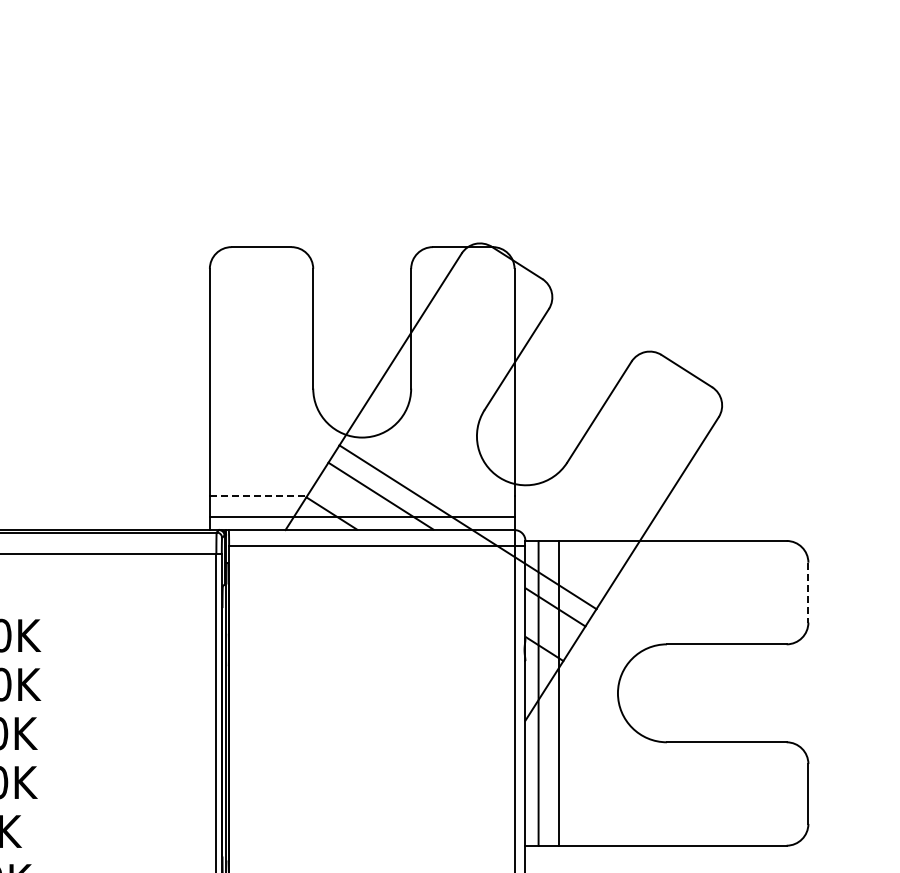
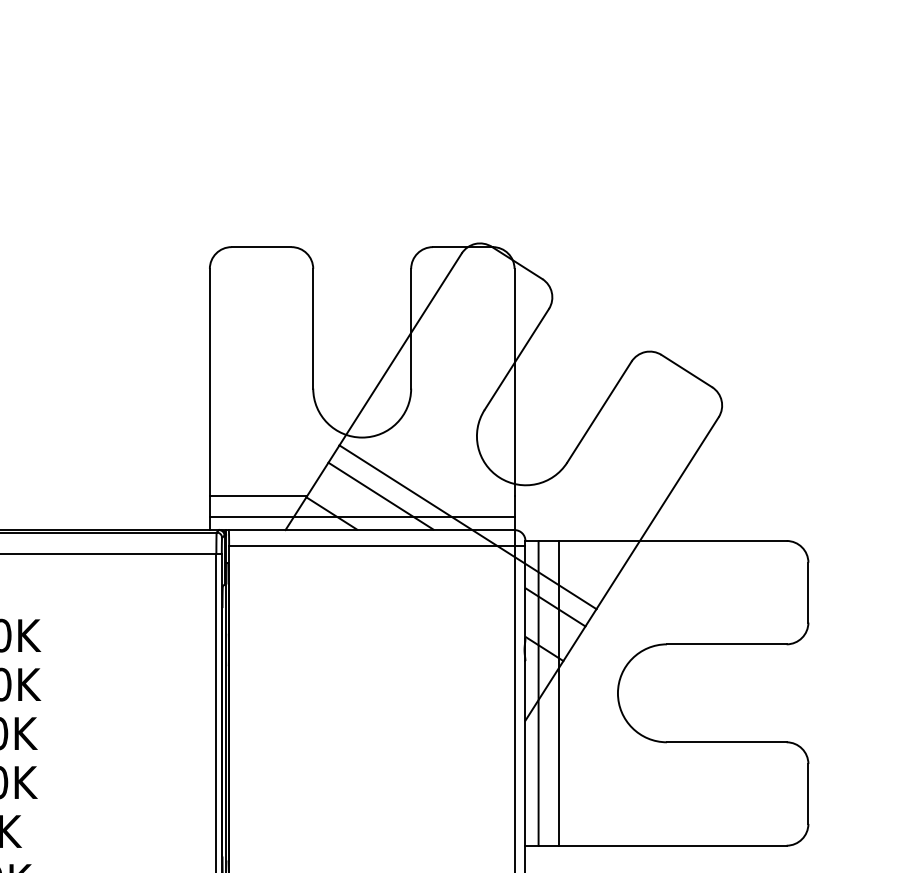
line: dashed -> solid (258, 496)
line: dashed -> solid (808, 592)
